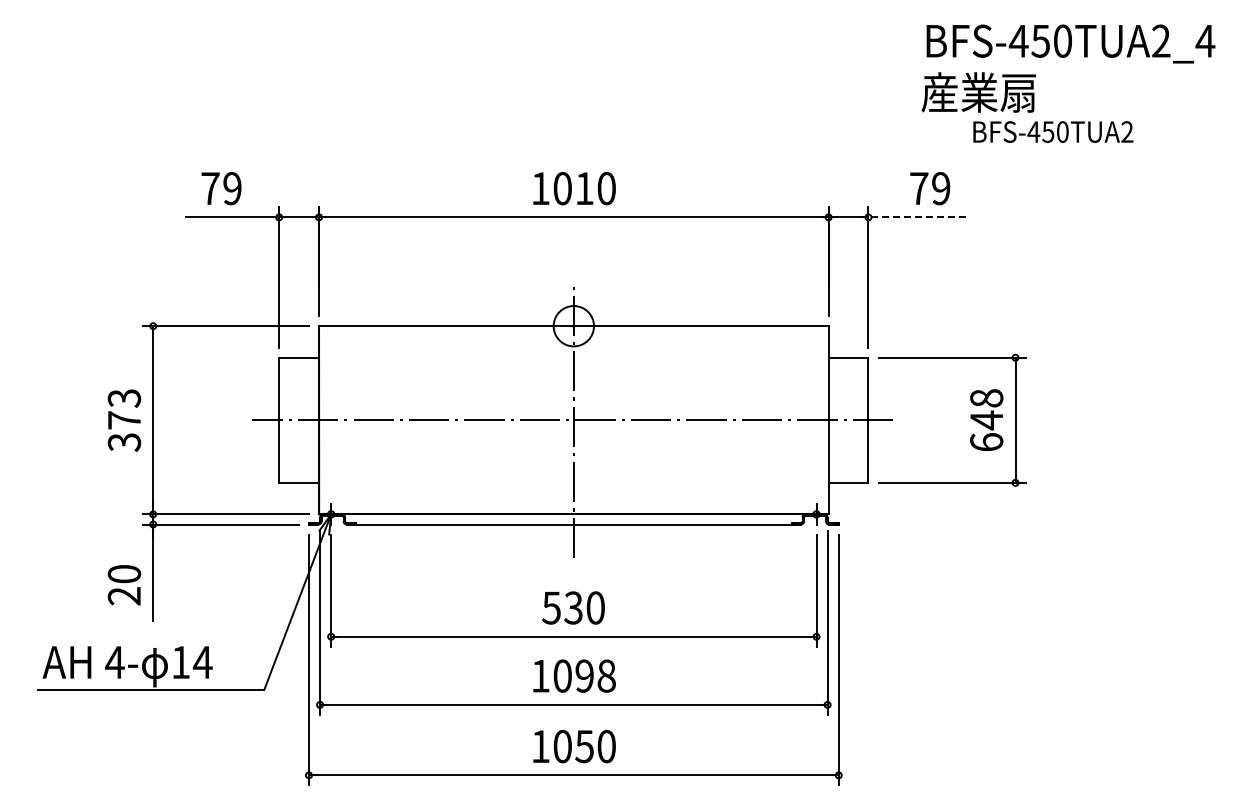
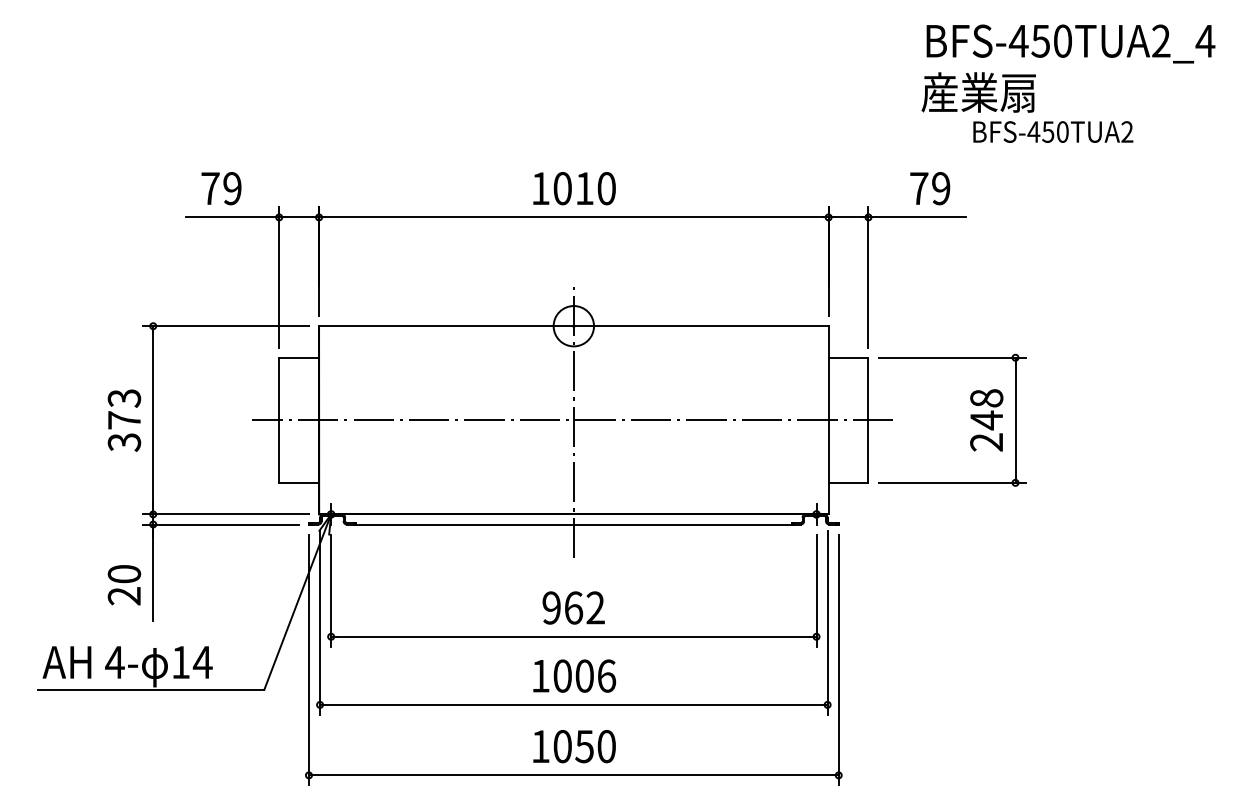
line: dashed -> solid (917, 217)
text: 648 -> 248 (986, 442)
text: 530 -> 962 (573, 607)
text: 1098 -> 1006 (595, 675)
